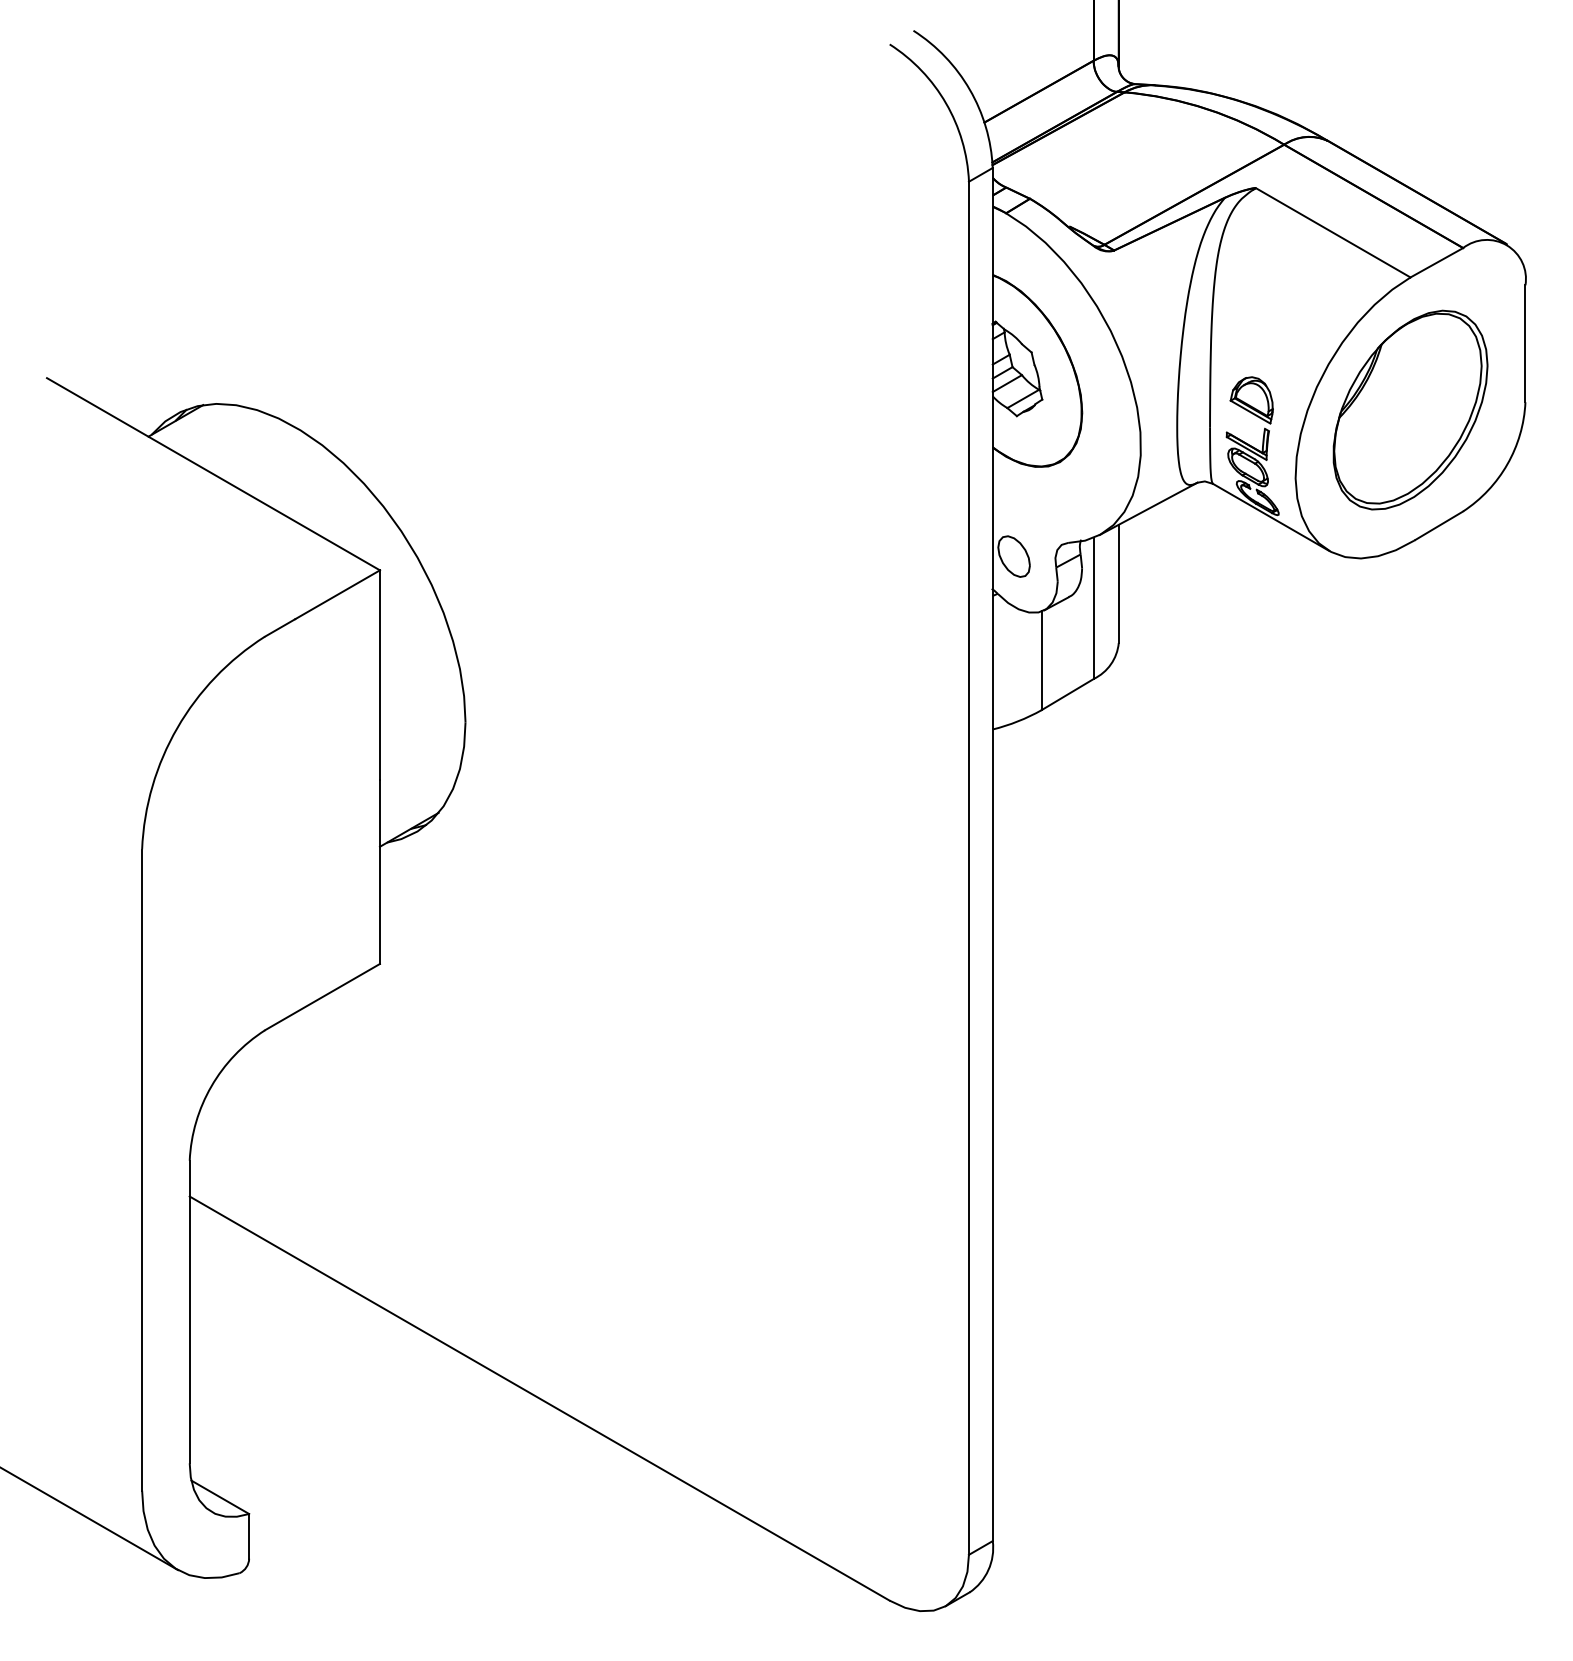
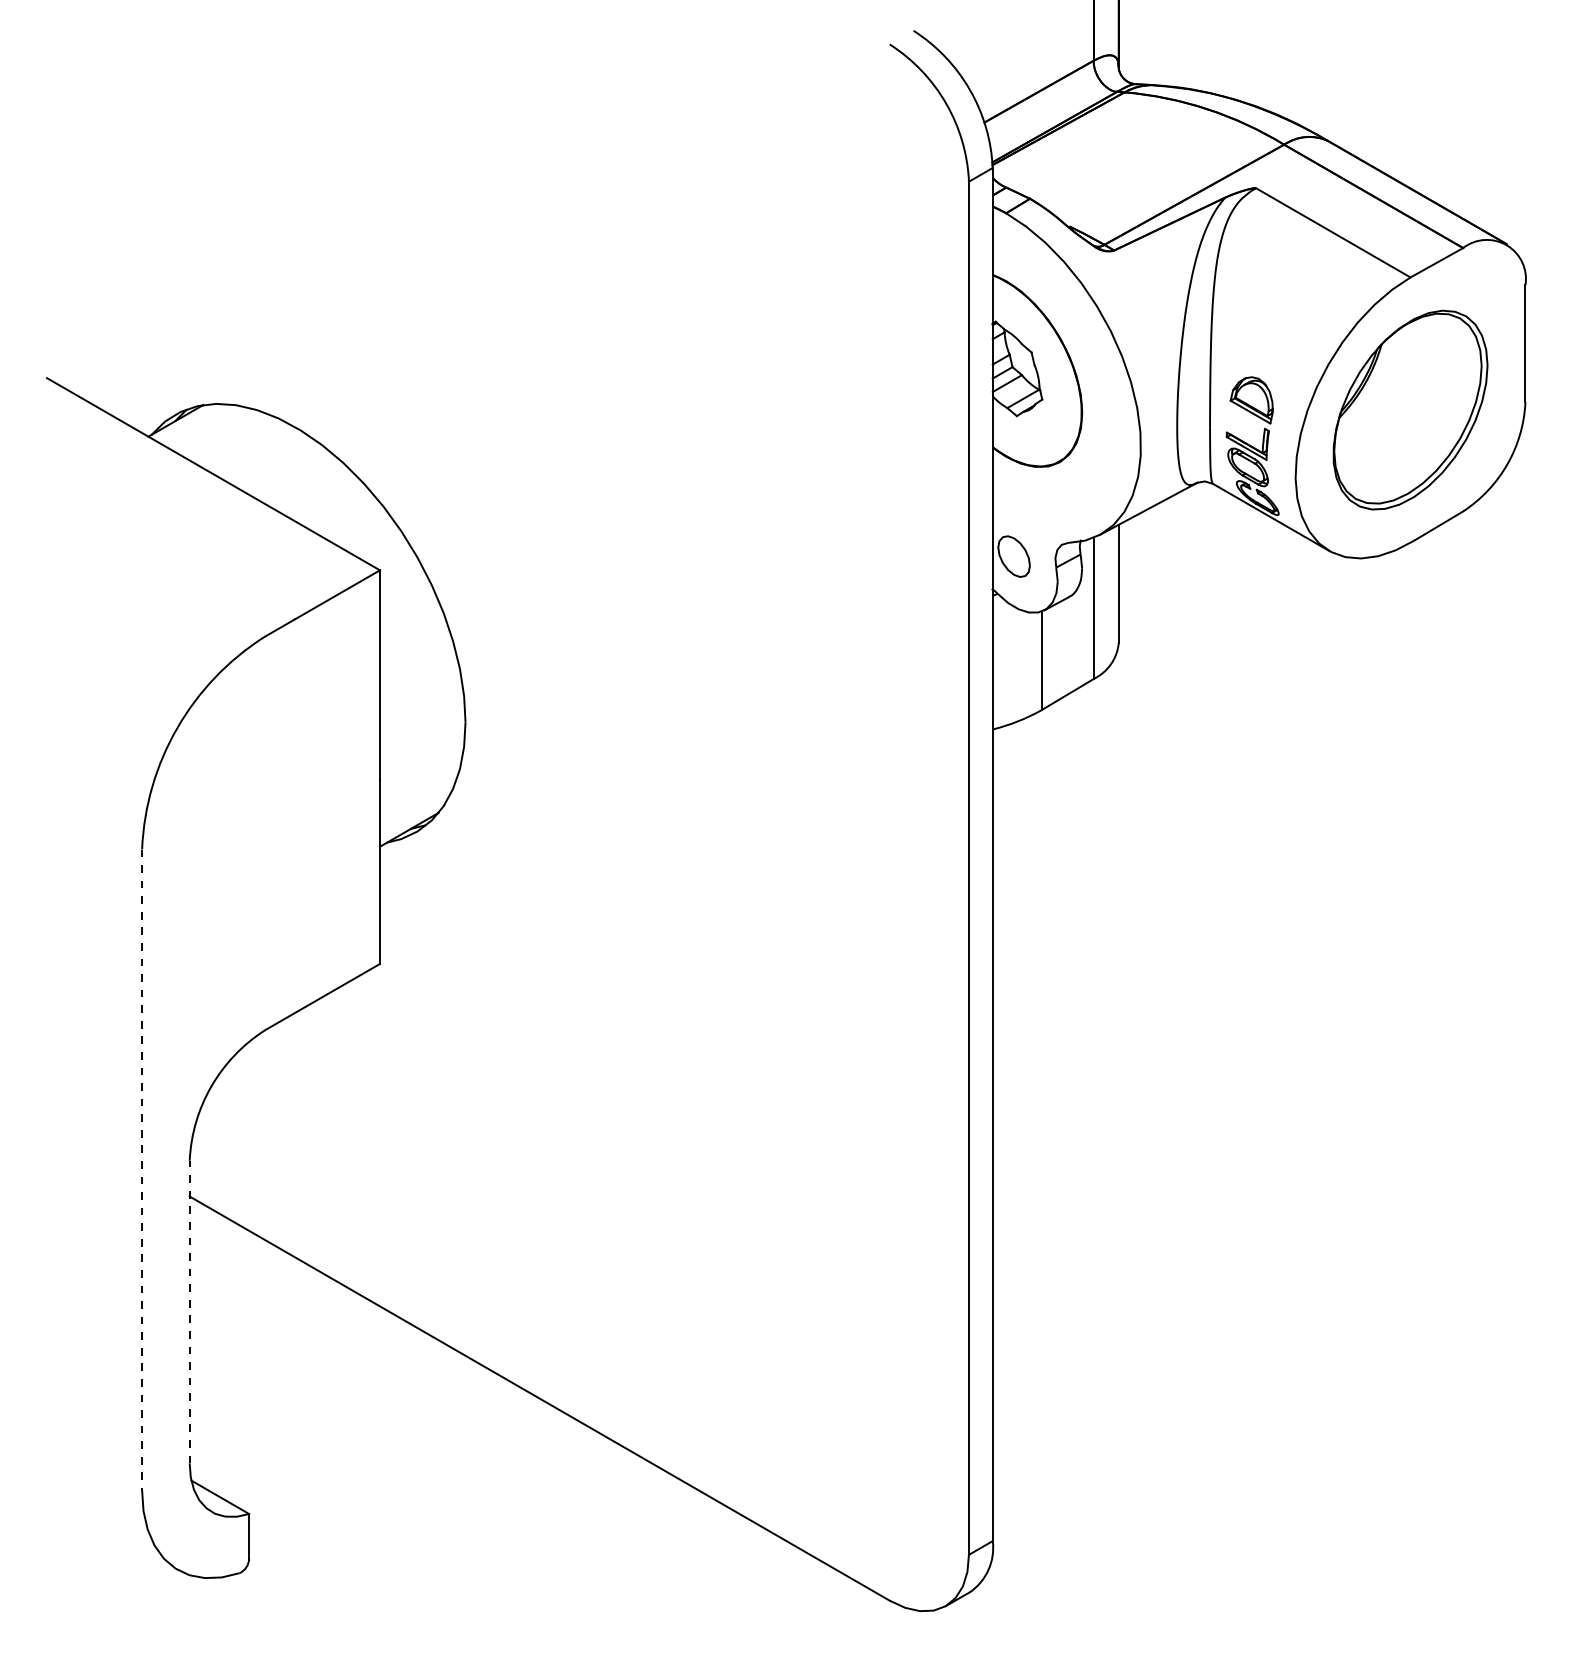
line: solid -> dashed (142, 1170)
line: solid -> dashed (189, 1311)
line: present -> none (90, 1519)
